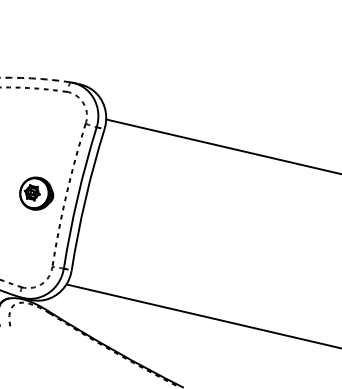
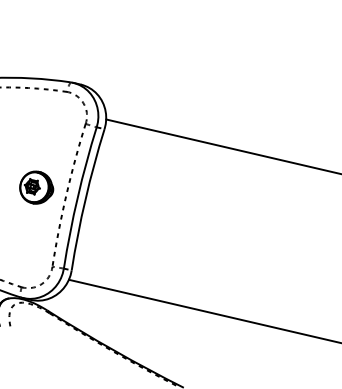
arc: dashed -> solid (35, 78)
part position: (36, 193) -> (36, 187) (36, 187)
line position: (202, 315) -> (203, 310) (203, 310)
